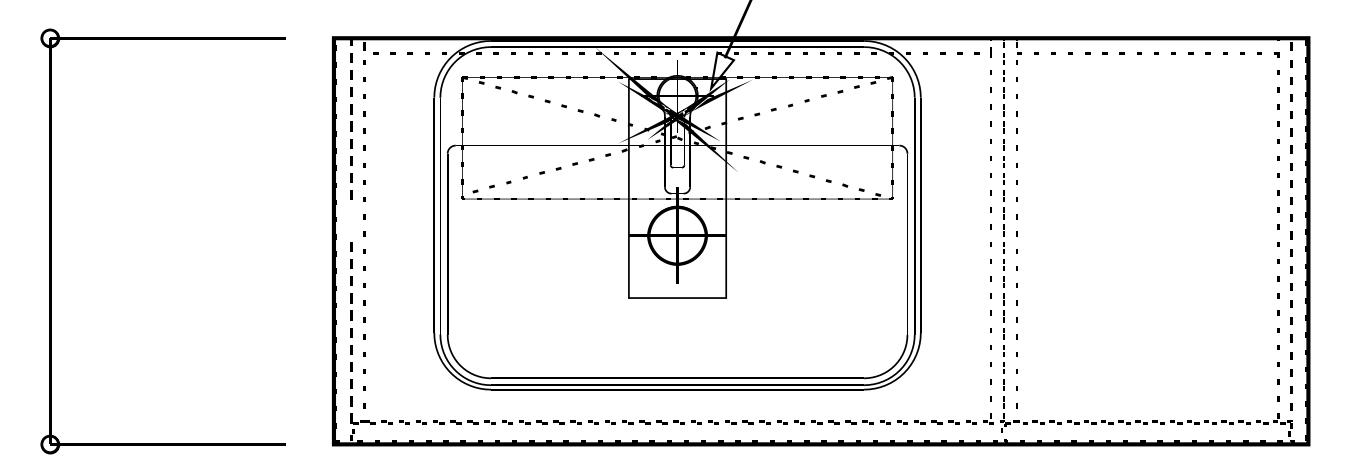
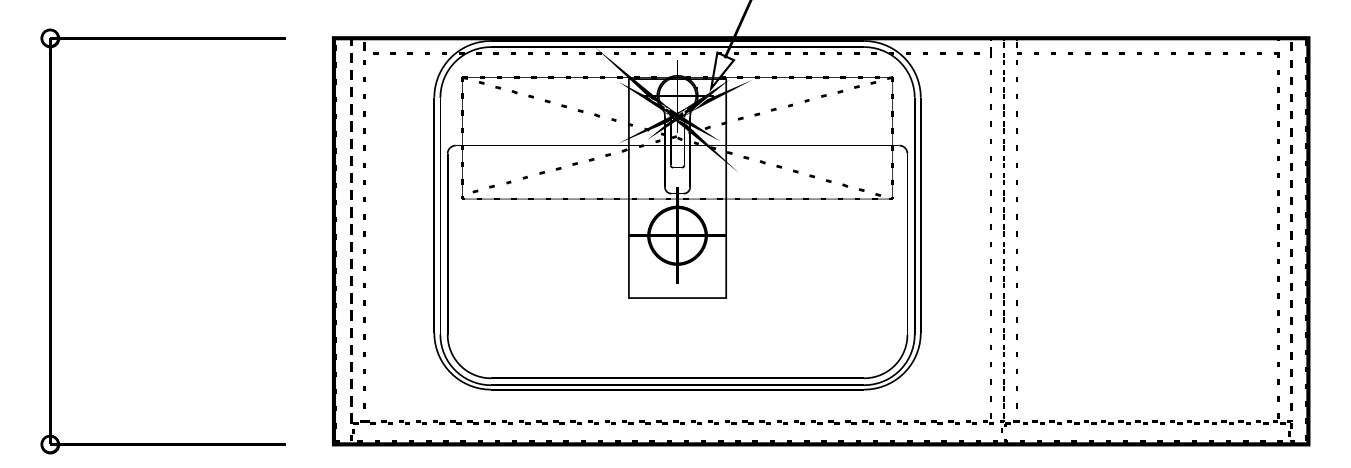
line: none -> present (351, 217)
